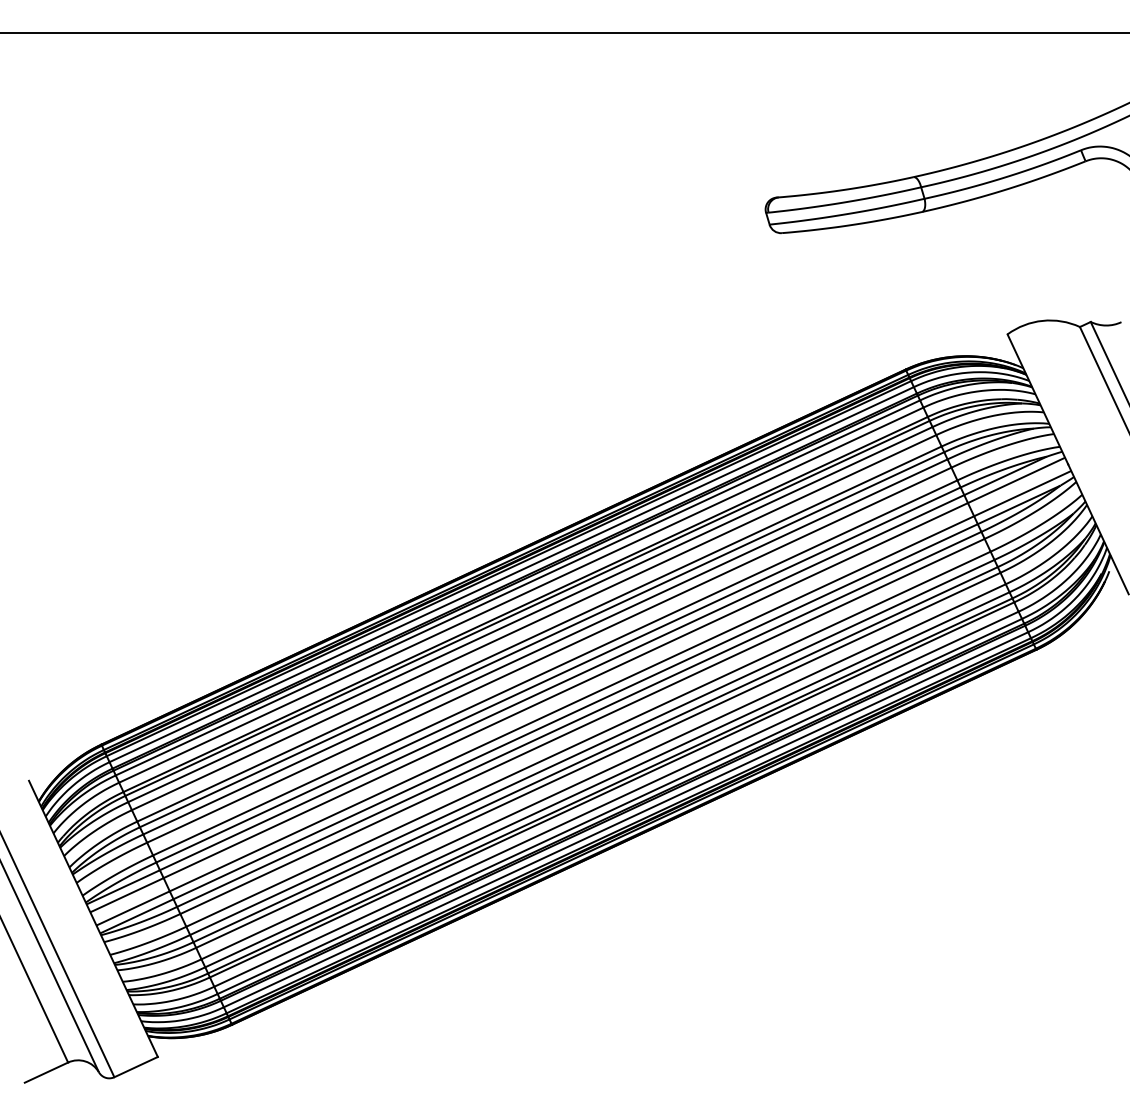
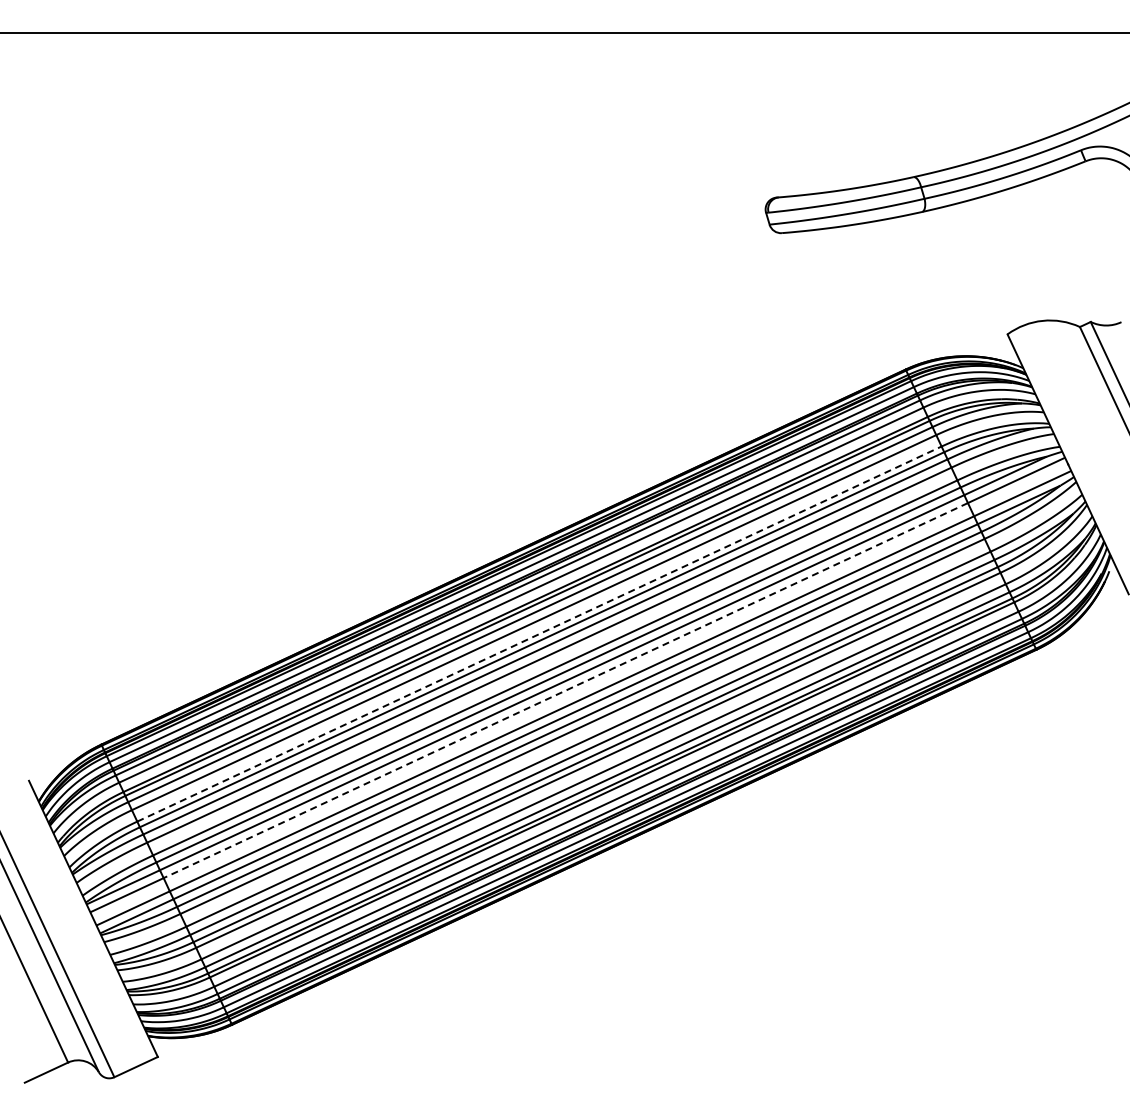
line: solid -> dashed (539, 634)
line: solid -> dashed (565, 690)
